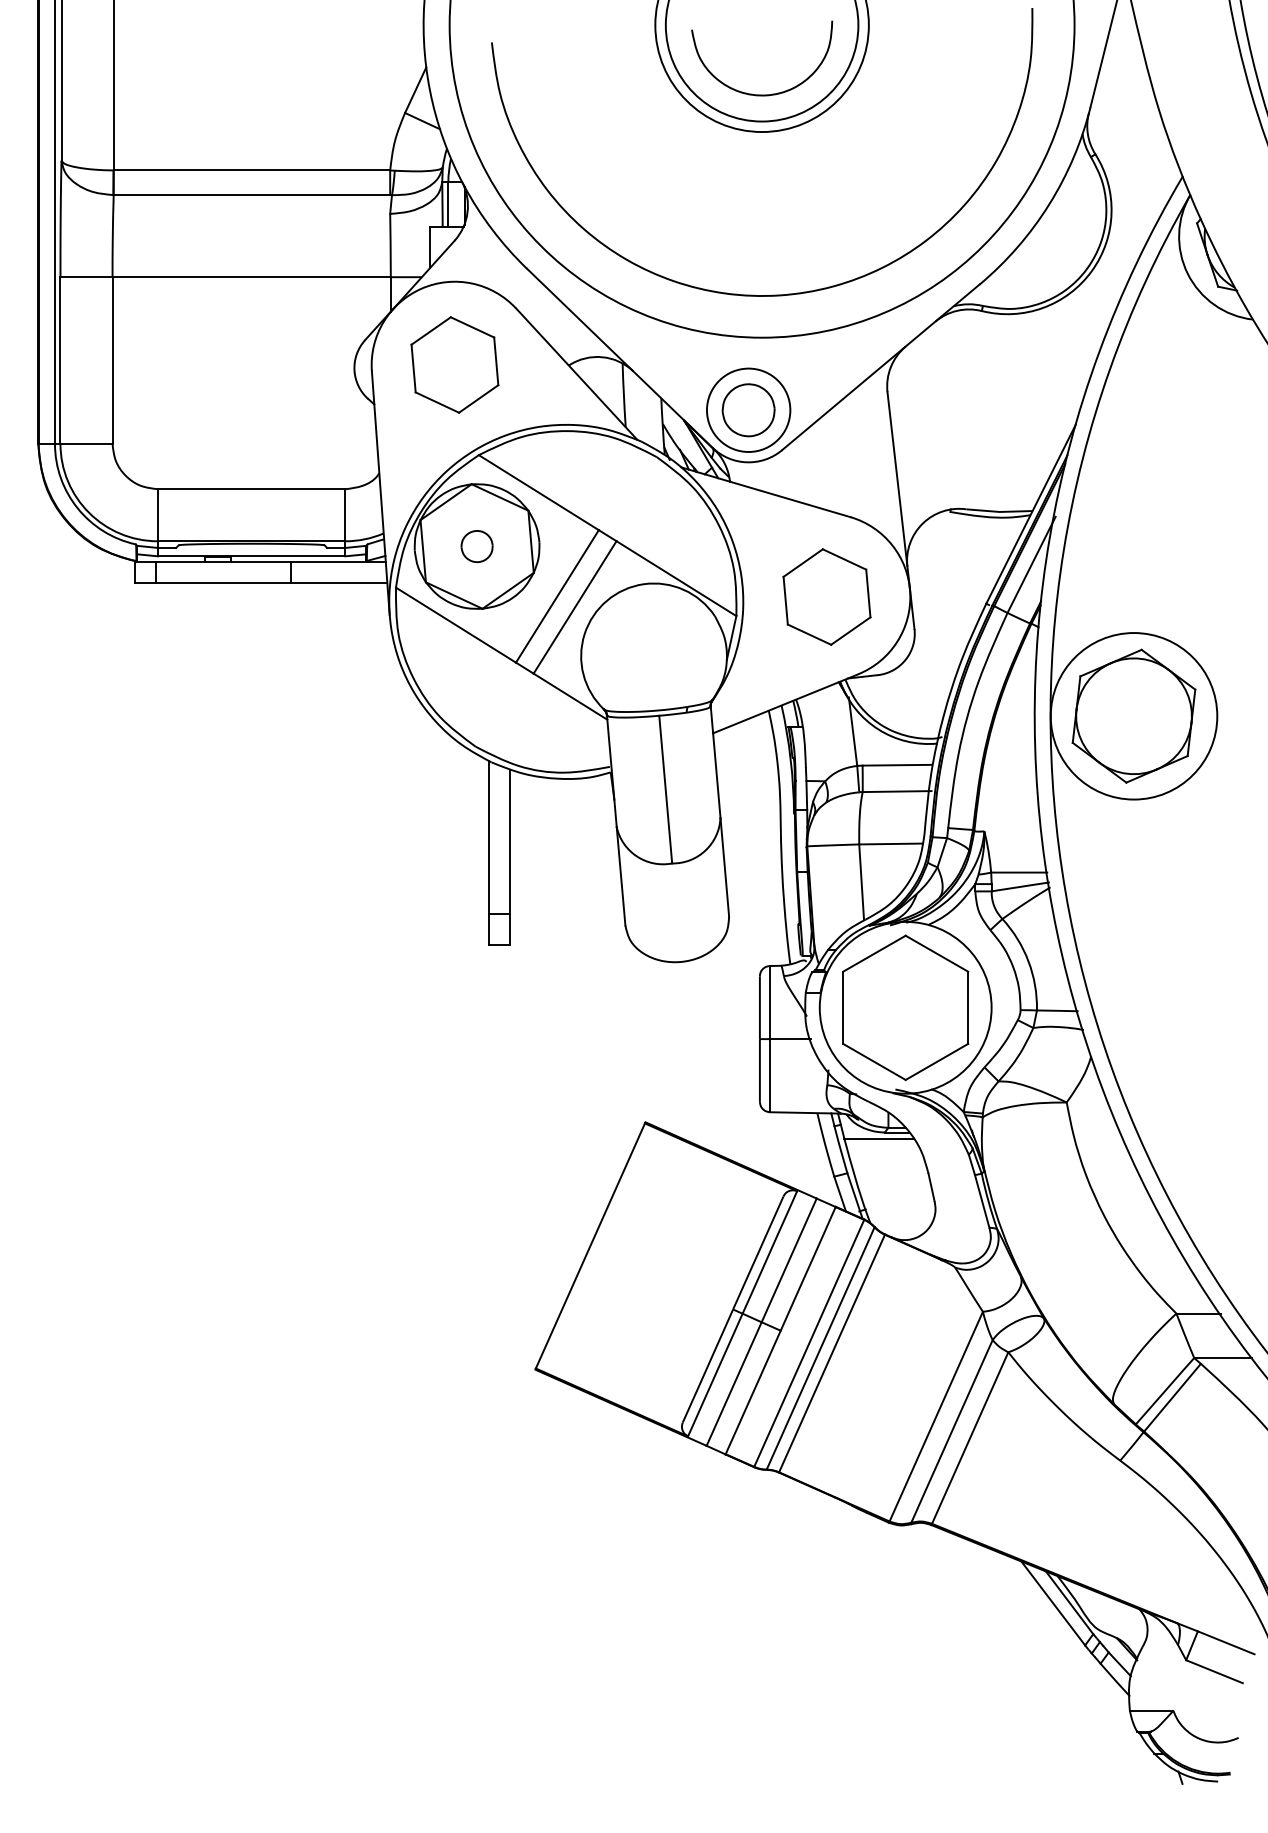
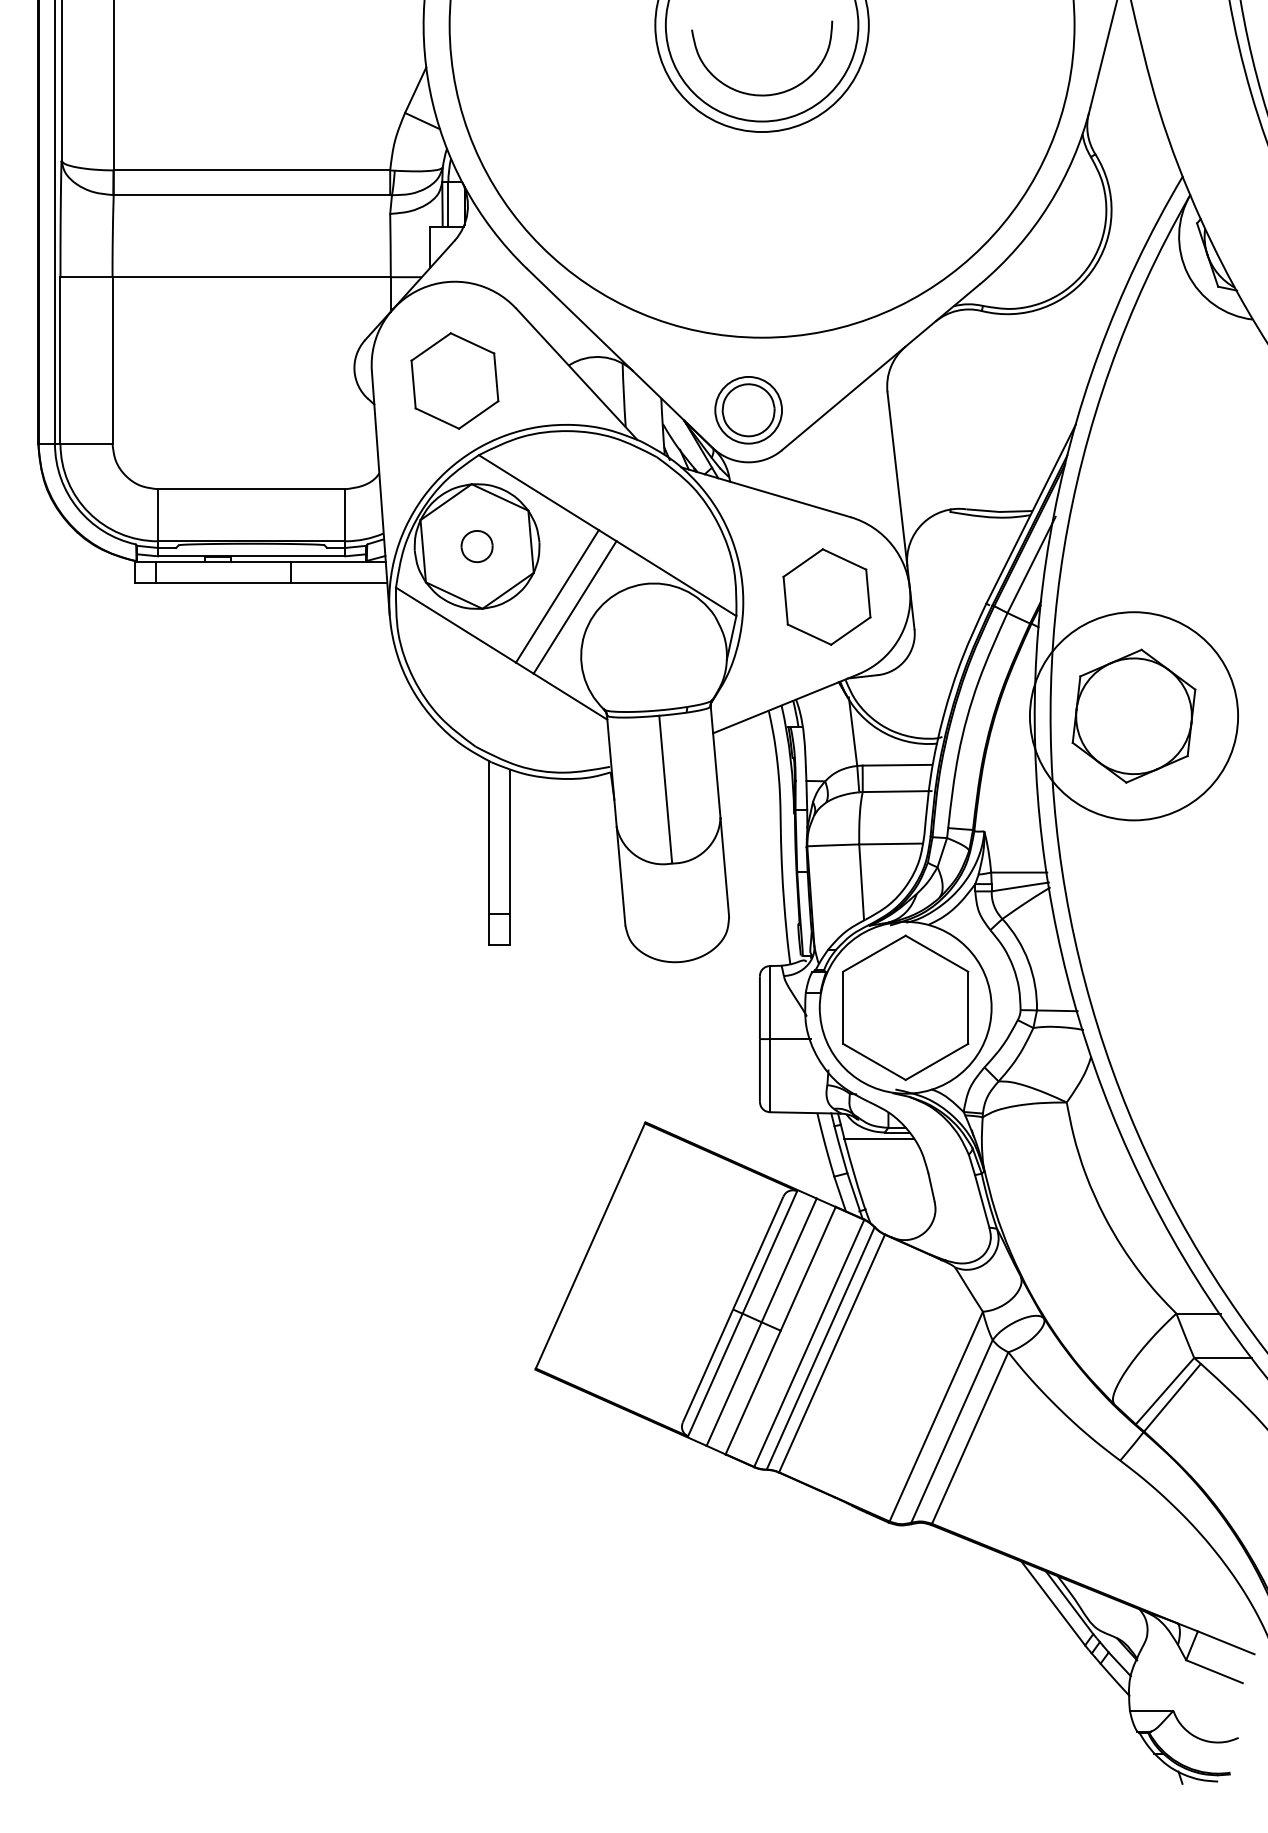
curve: present -> none (753, 294)
part position: (454, 364) -> (454, 380) (454, 380)
circle diameter: 83 px -> 67 px (748, 409)
circle diameter: 167 px -> 208 px (1133, 716)
